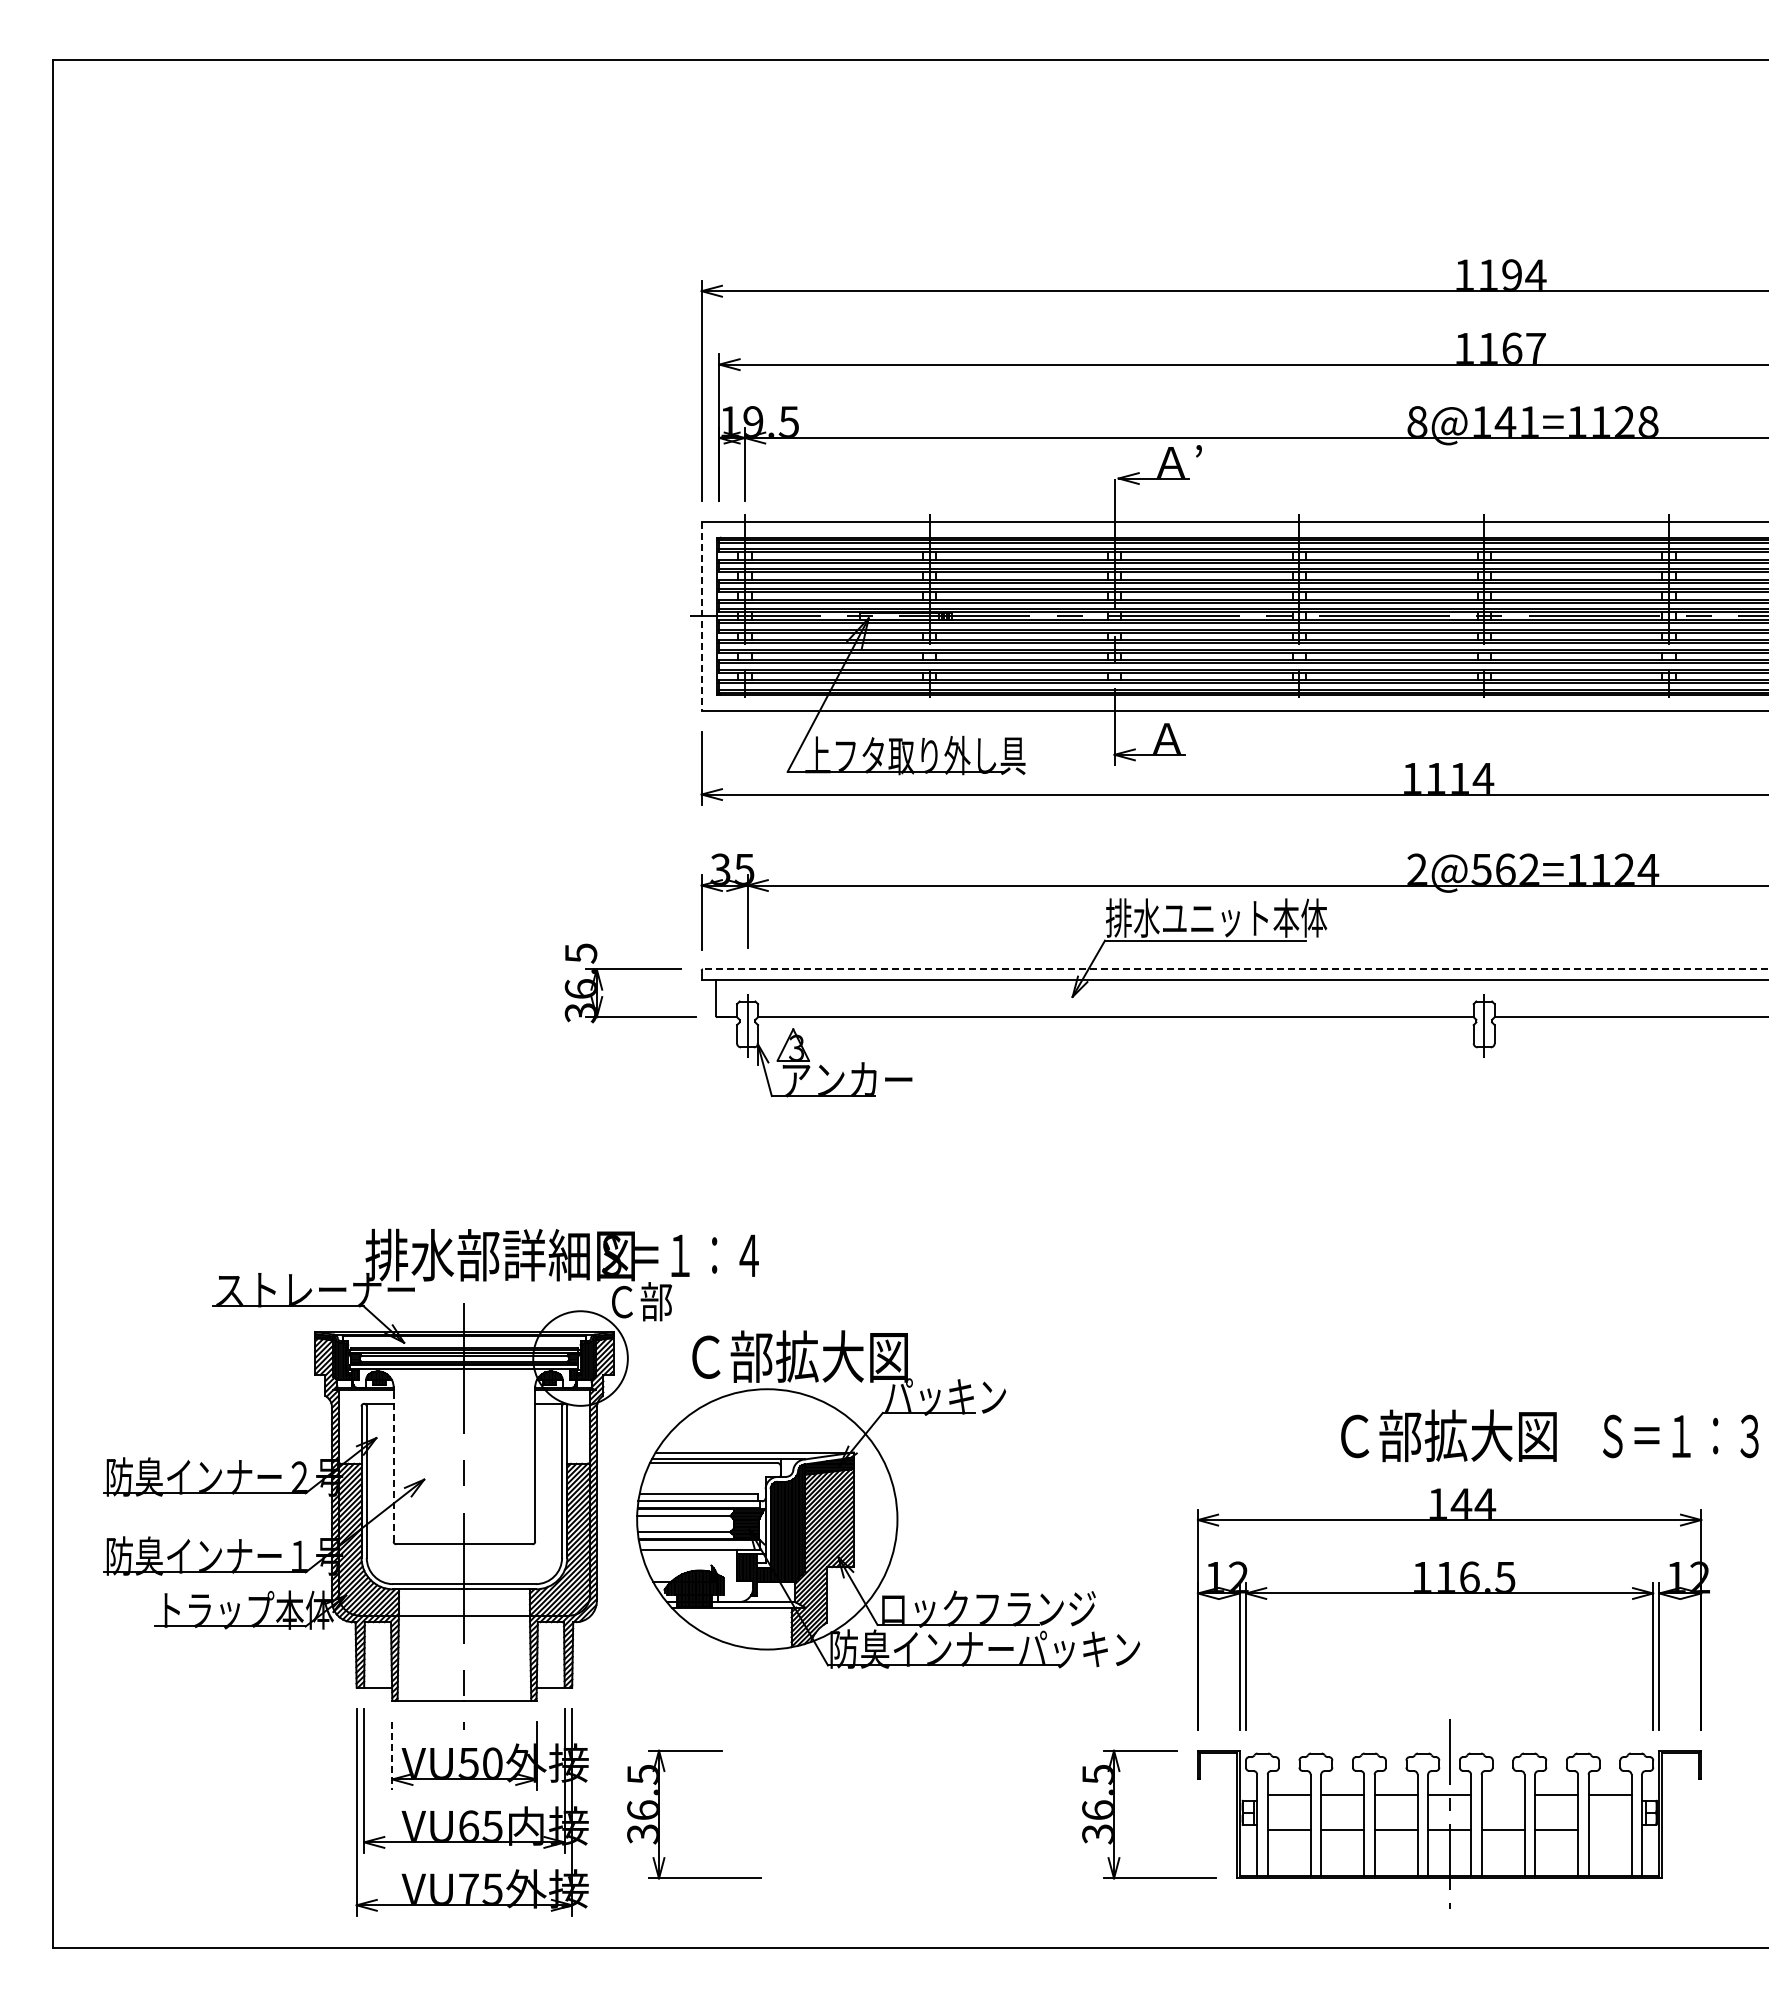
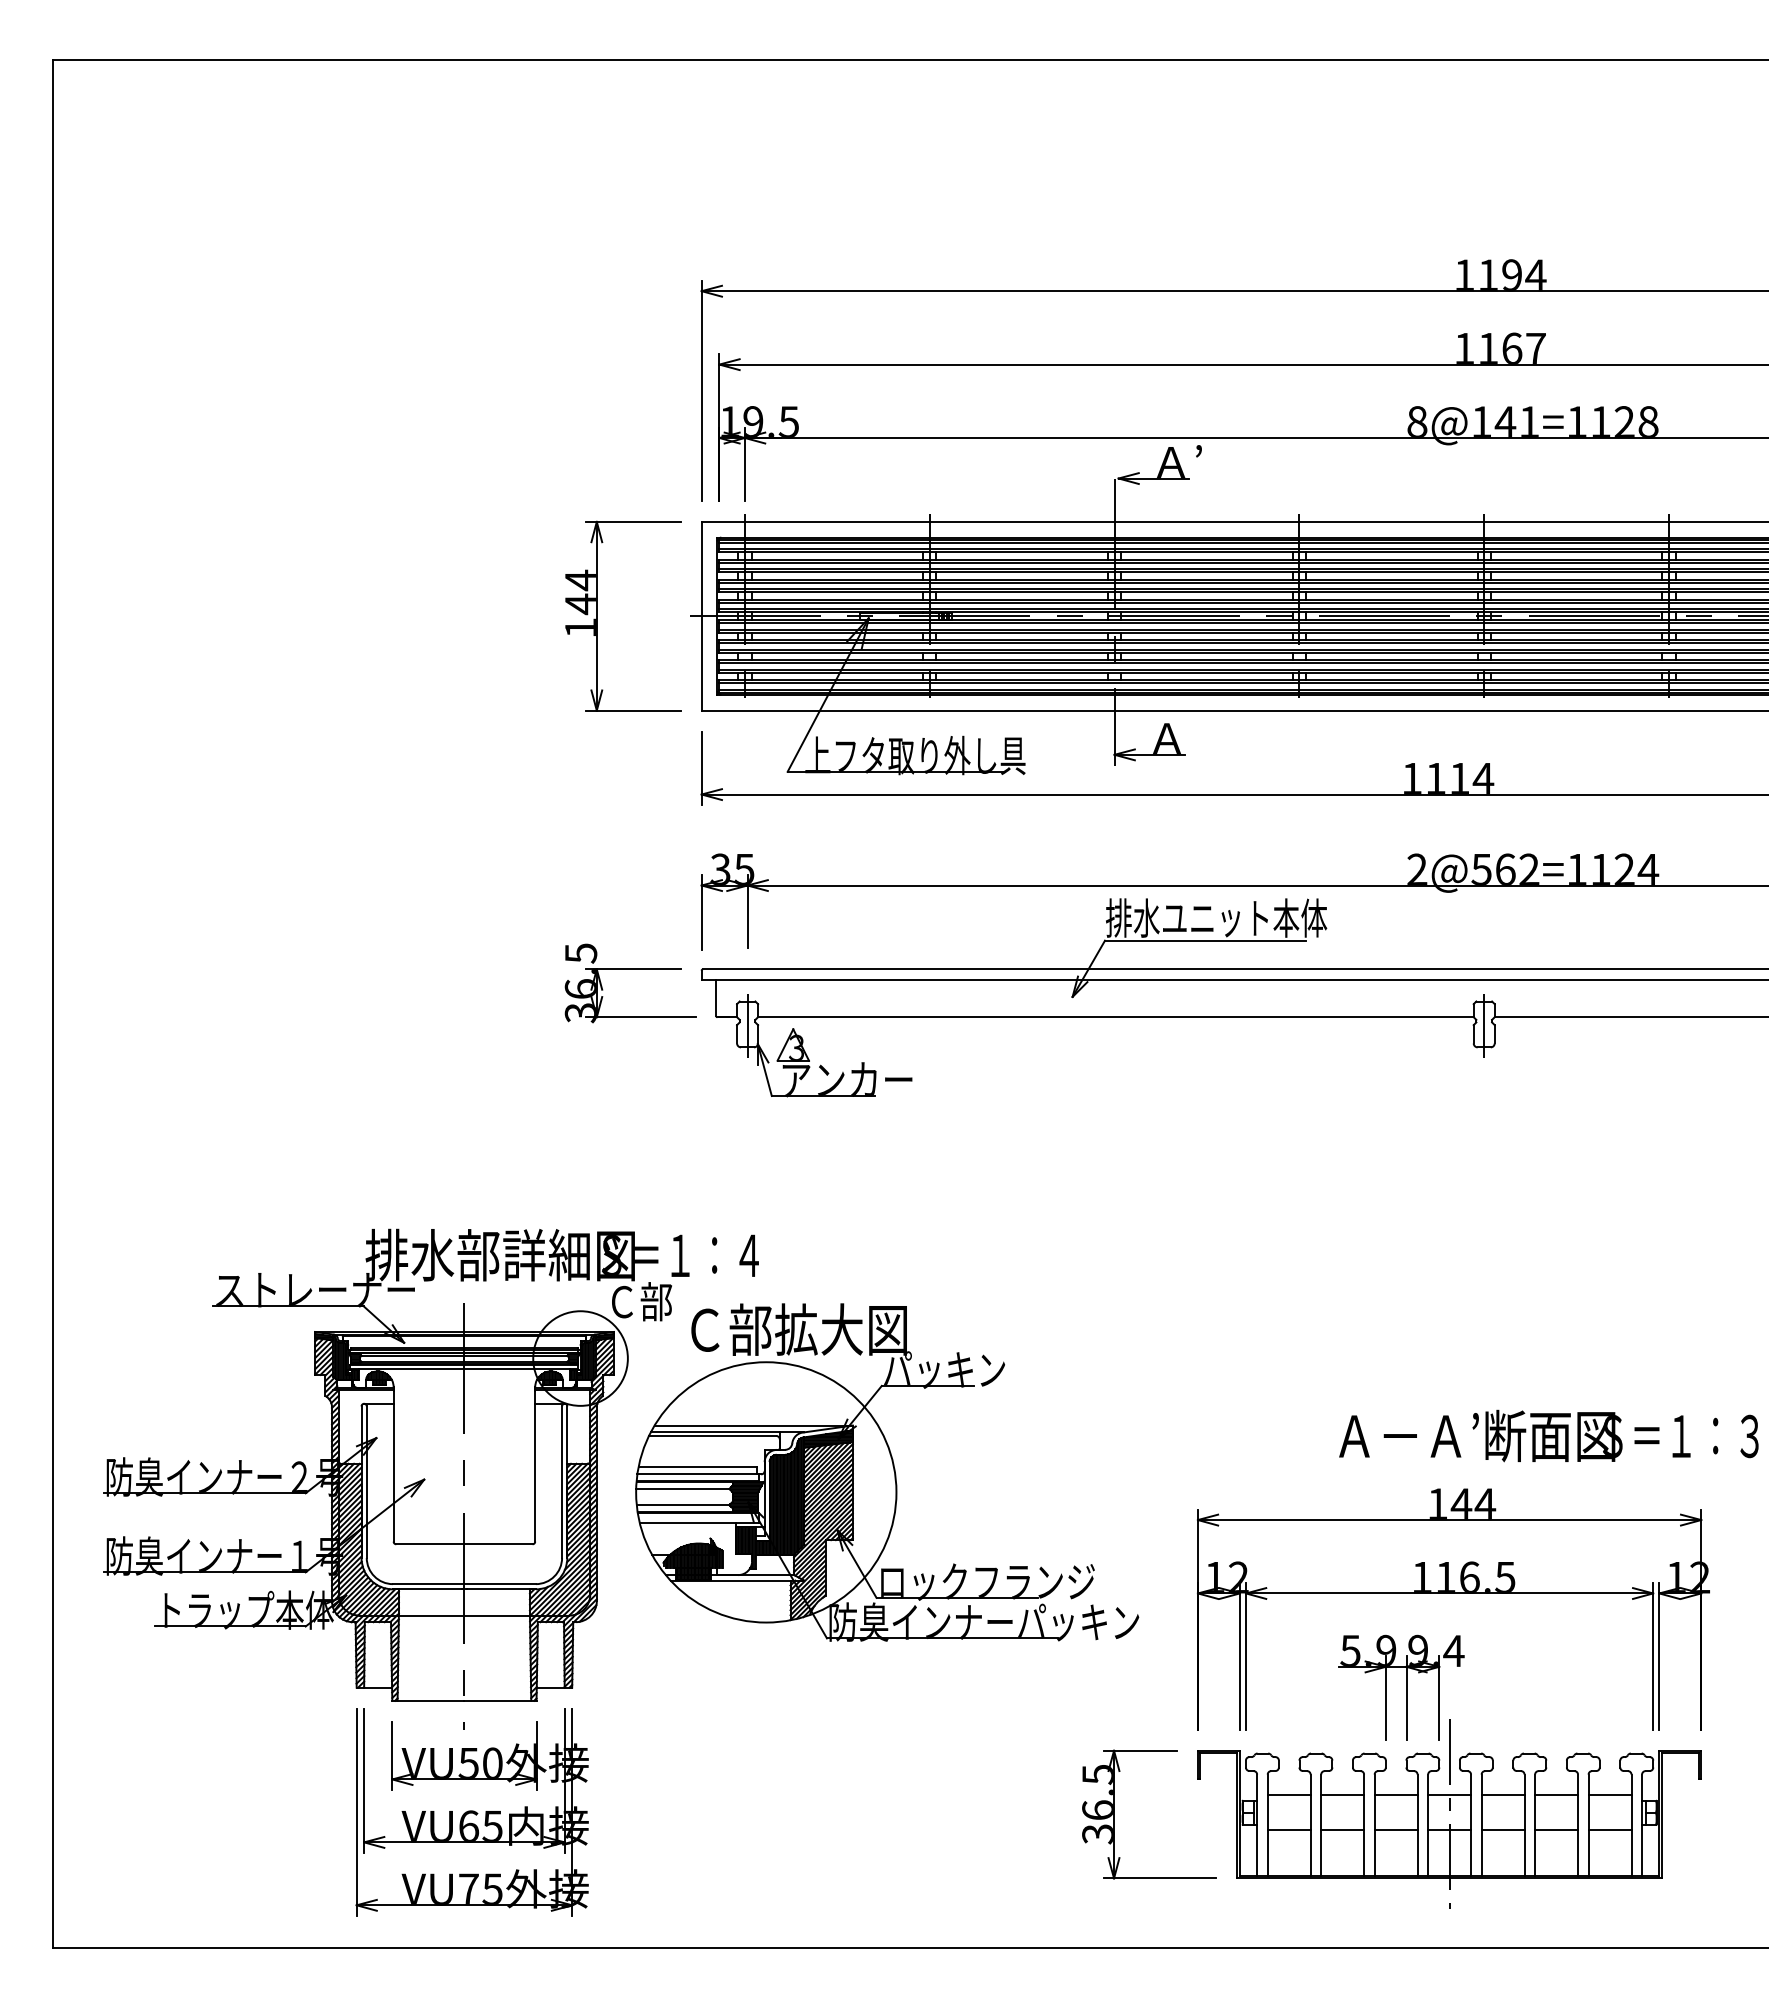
part: none -> present (597, 615)
line: dashed -> solid (701, 616)
line: dashed -> solid (1235, 969)
text: Ｃ部拡大図 -> Ａ－Ａ’断面図 (1477, 1435)
line: dashed -> solid (393, 1463)
part position: (888, 1499) -> (887, 1472) (887, 1472)
part: none -> present (1401, 1687)
line: dashed -> solid (392, 1756)
line: none -> present (1502, 1795)
part: present -> none (659, 1814)
line: none -> present (1609, 1830)
